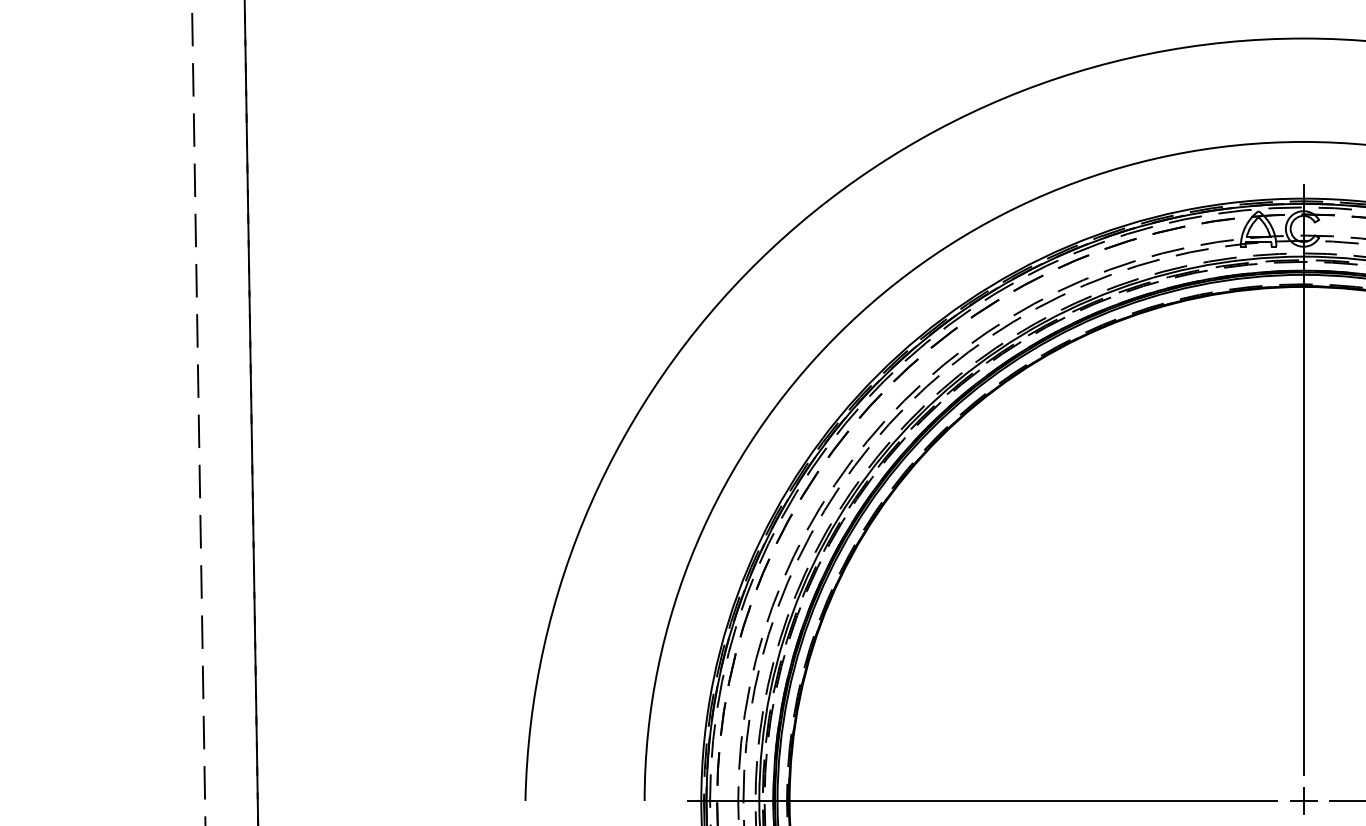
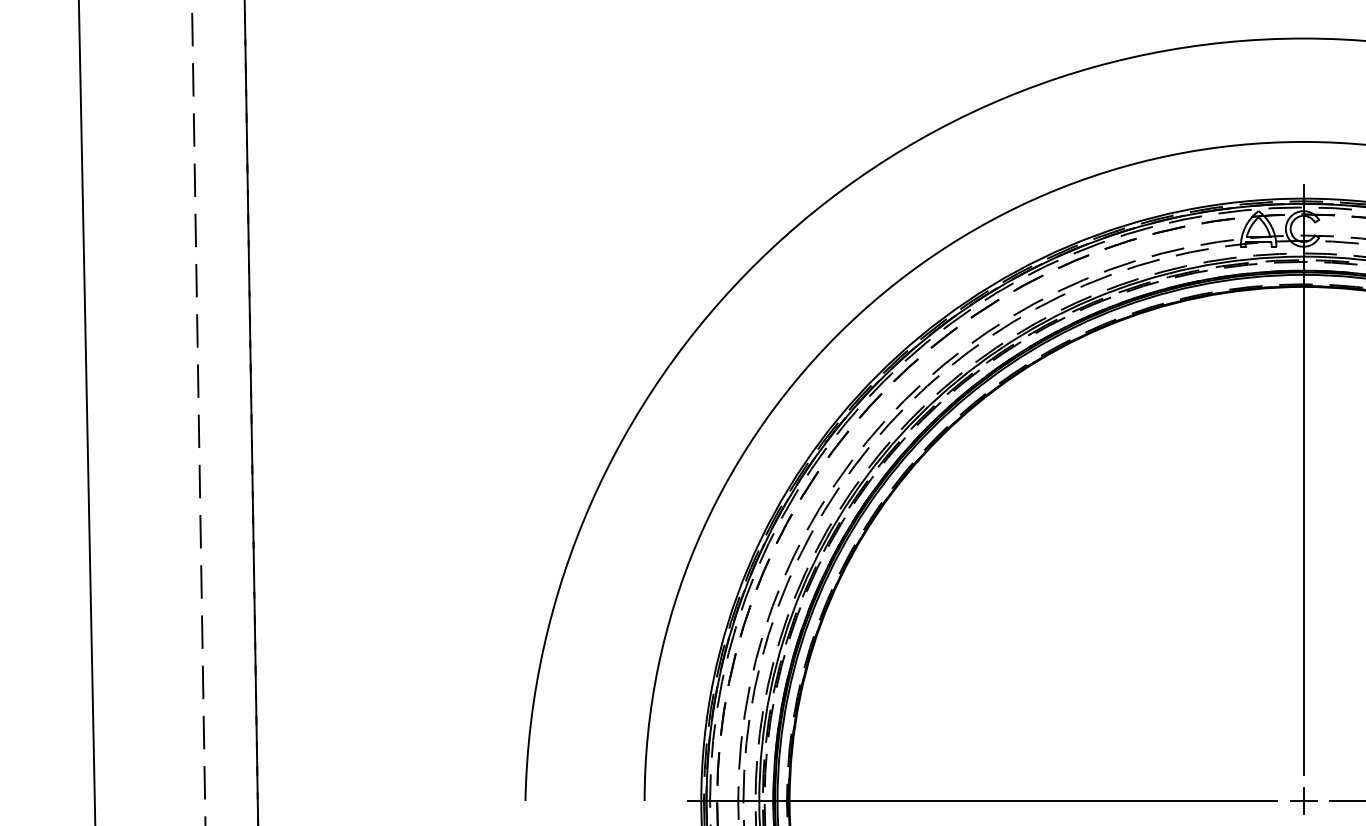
line: none -> present (86, 412)
